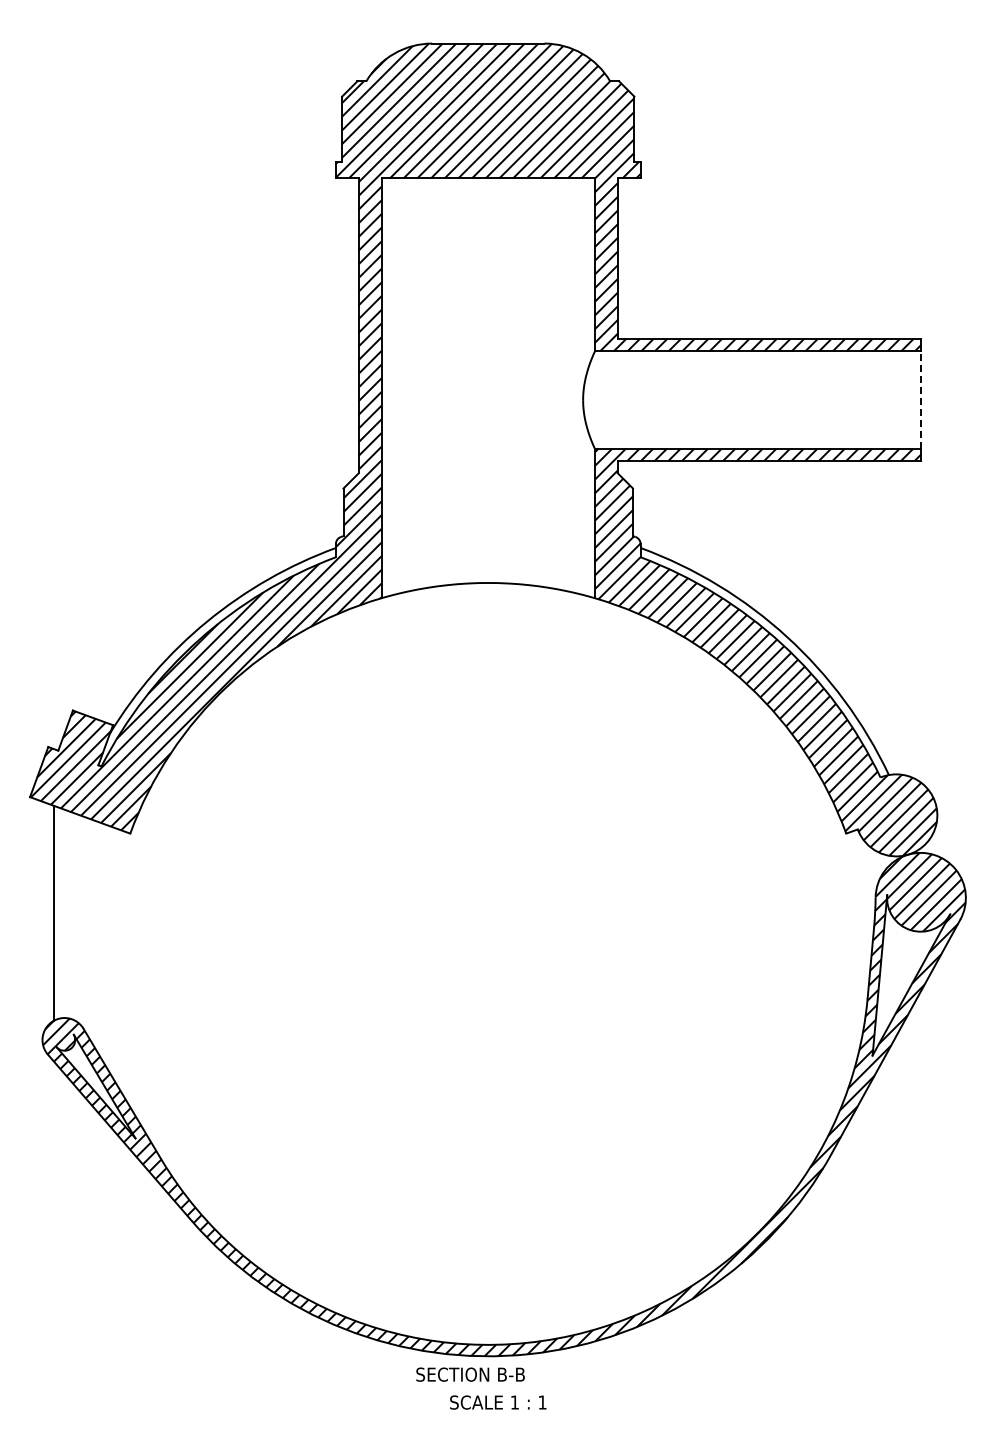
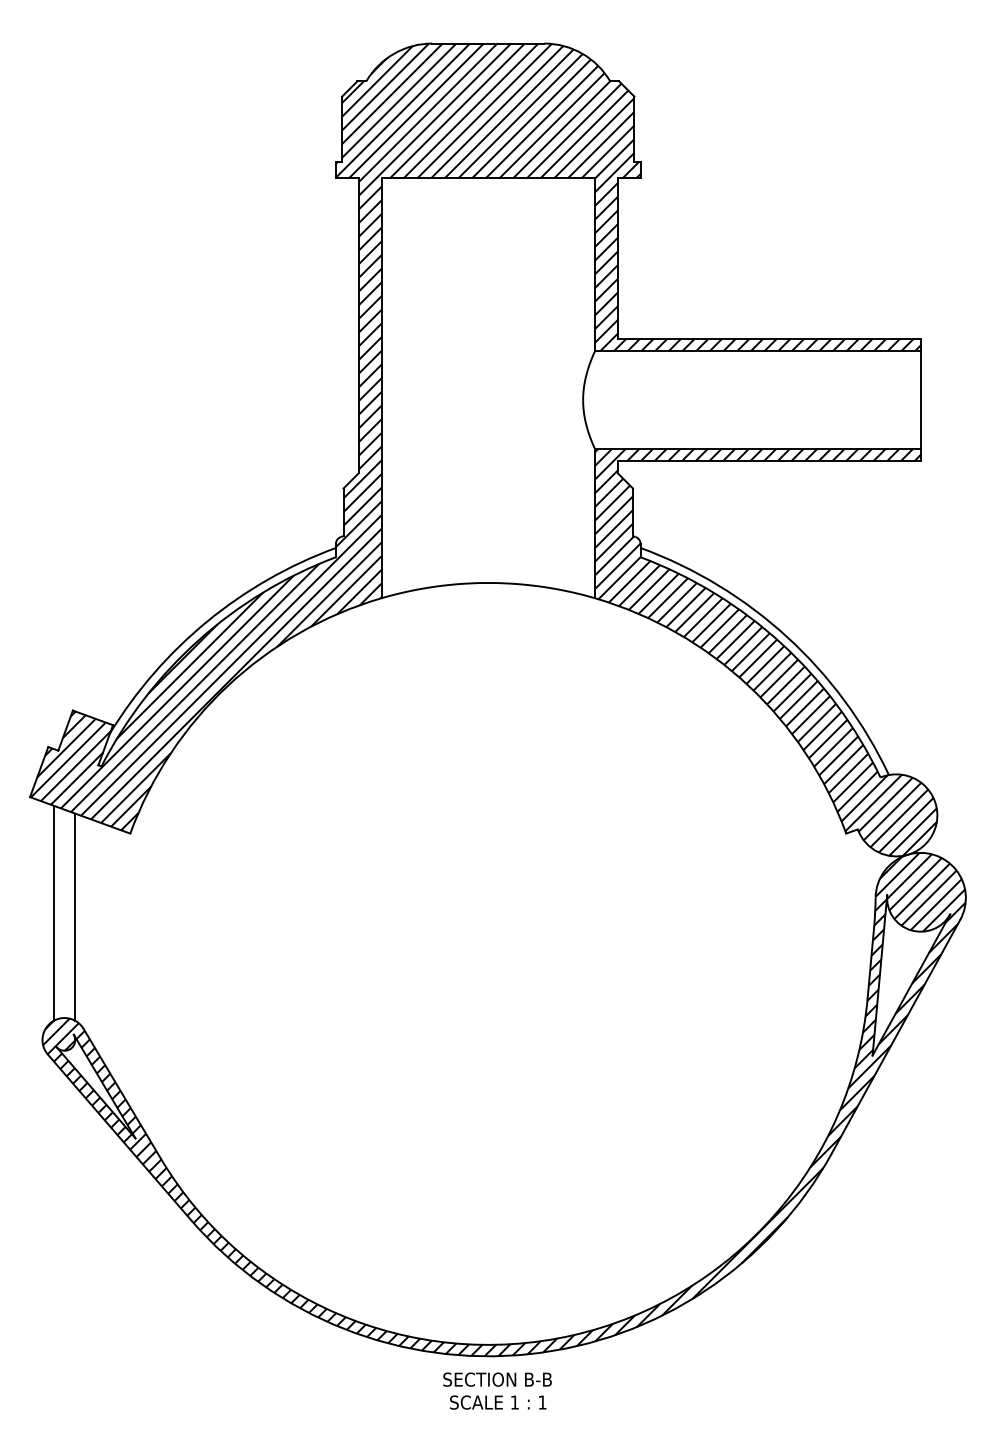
line: dashed -> solid (921, 400)
line: none -> present (75, 916)
text position: (470, 1374) -> (497, 1379) (497, 1379)
